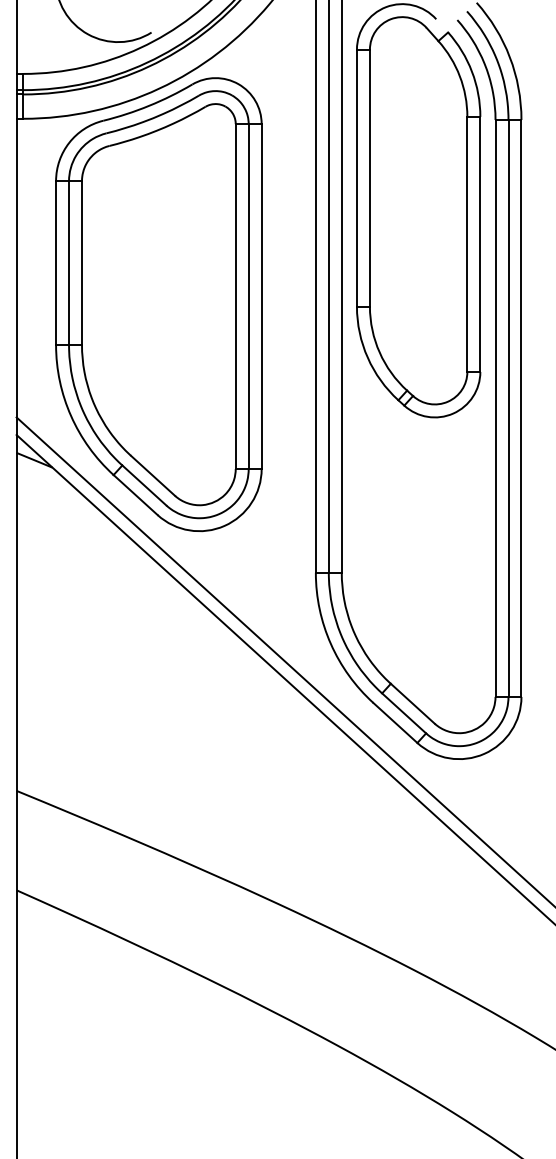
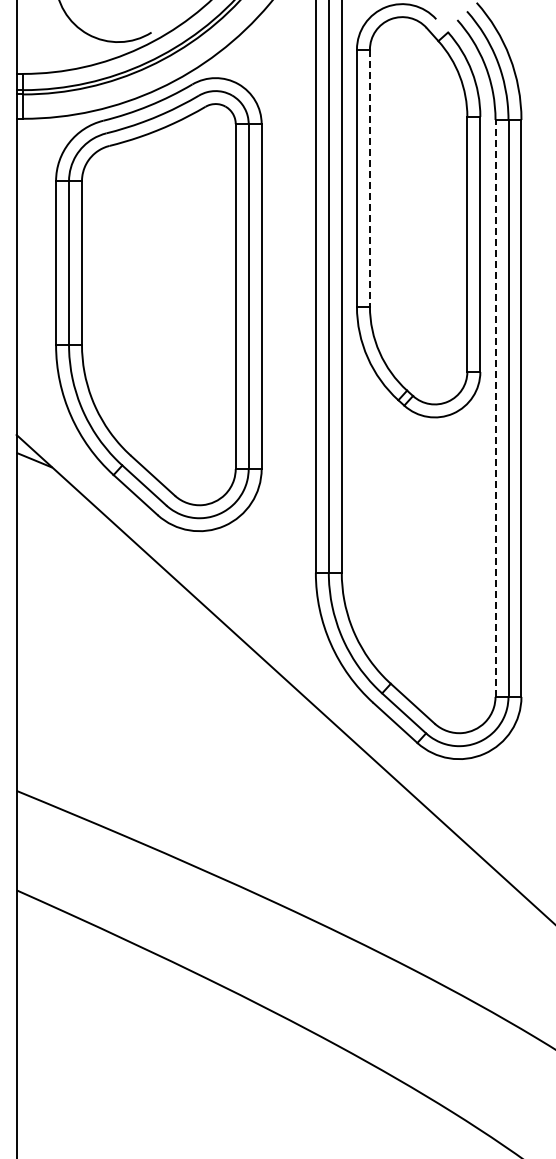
line: solid -> dashed (369, 178)
line: solid -> dashed (495, 407)
line: present -> none (284, 660)
